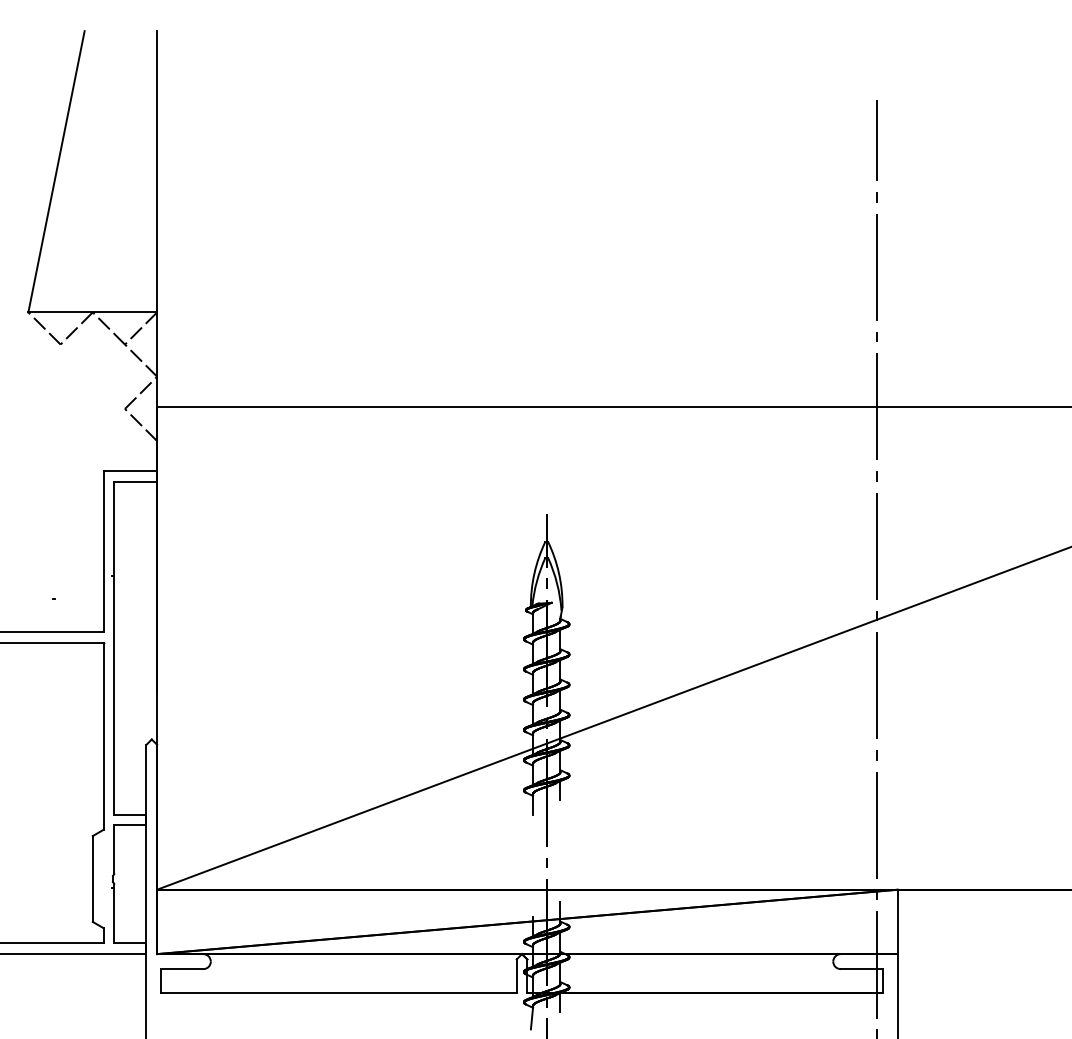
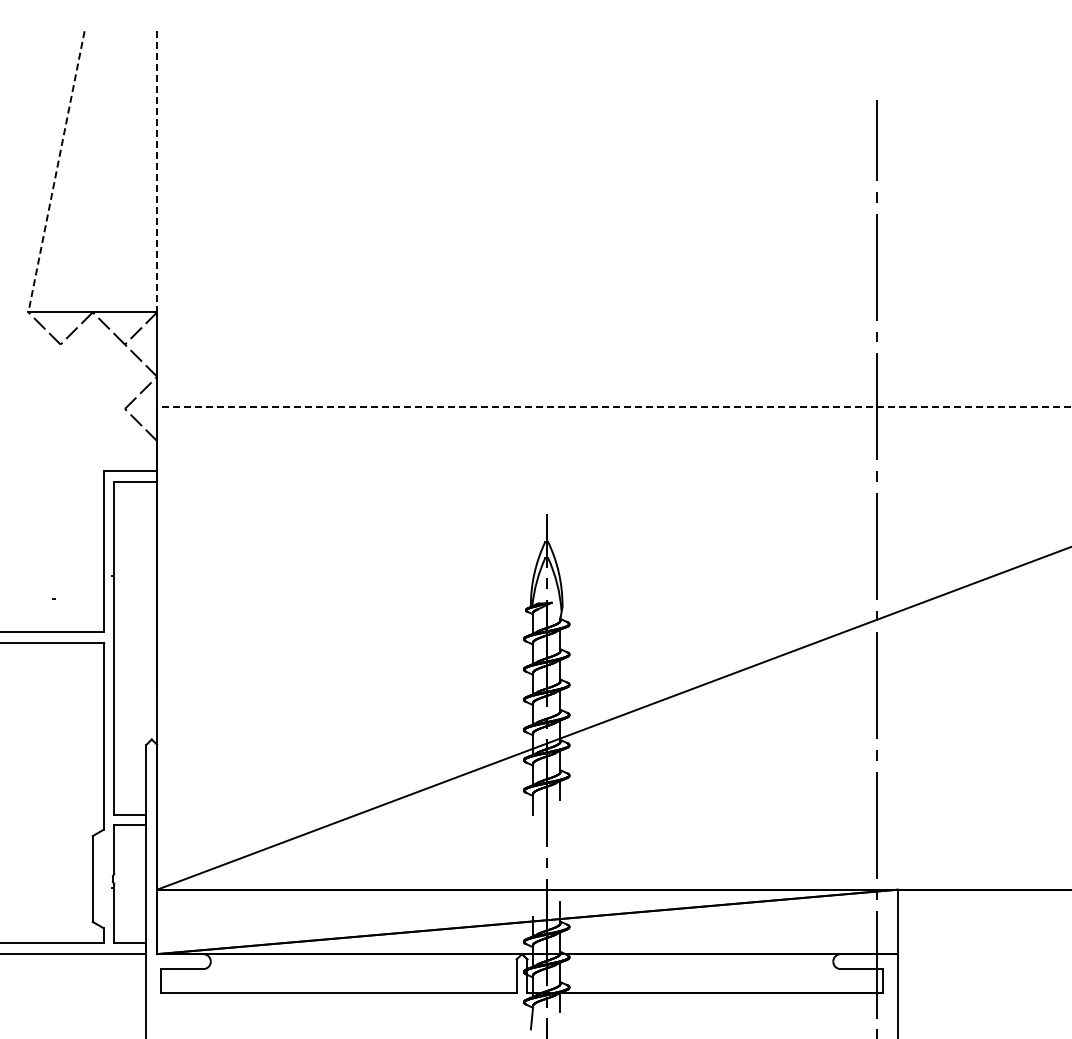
line: solid -> dashed (157, 171)
line: solid -> dashed (56, 172)
line: solid -> dashed (614, 406)
